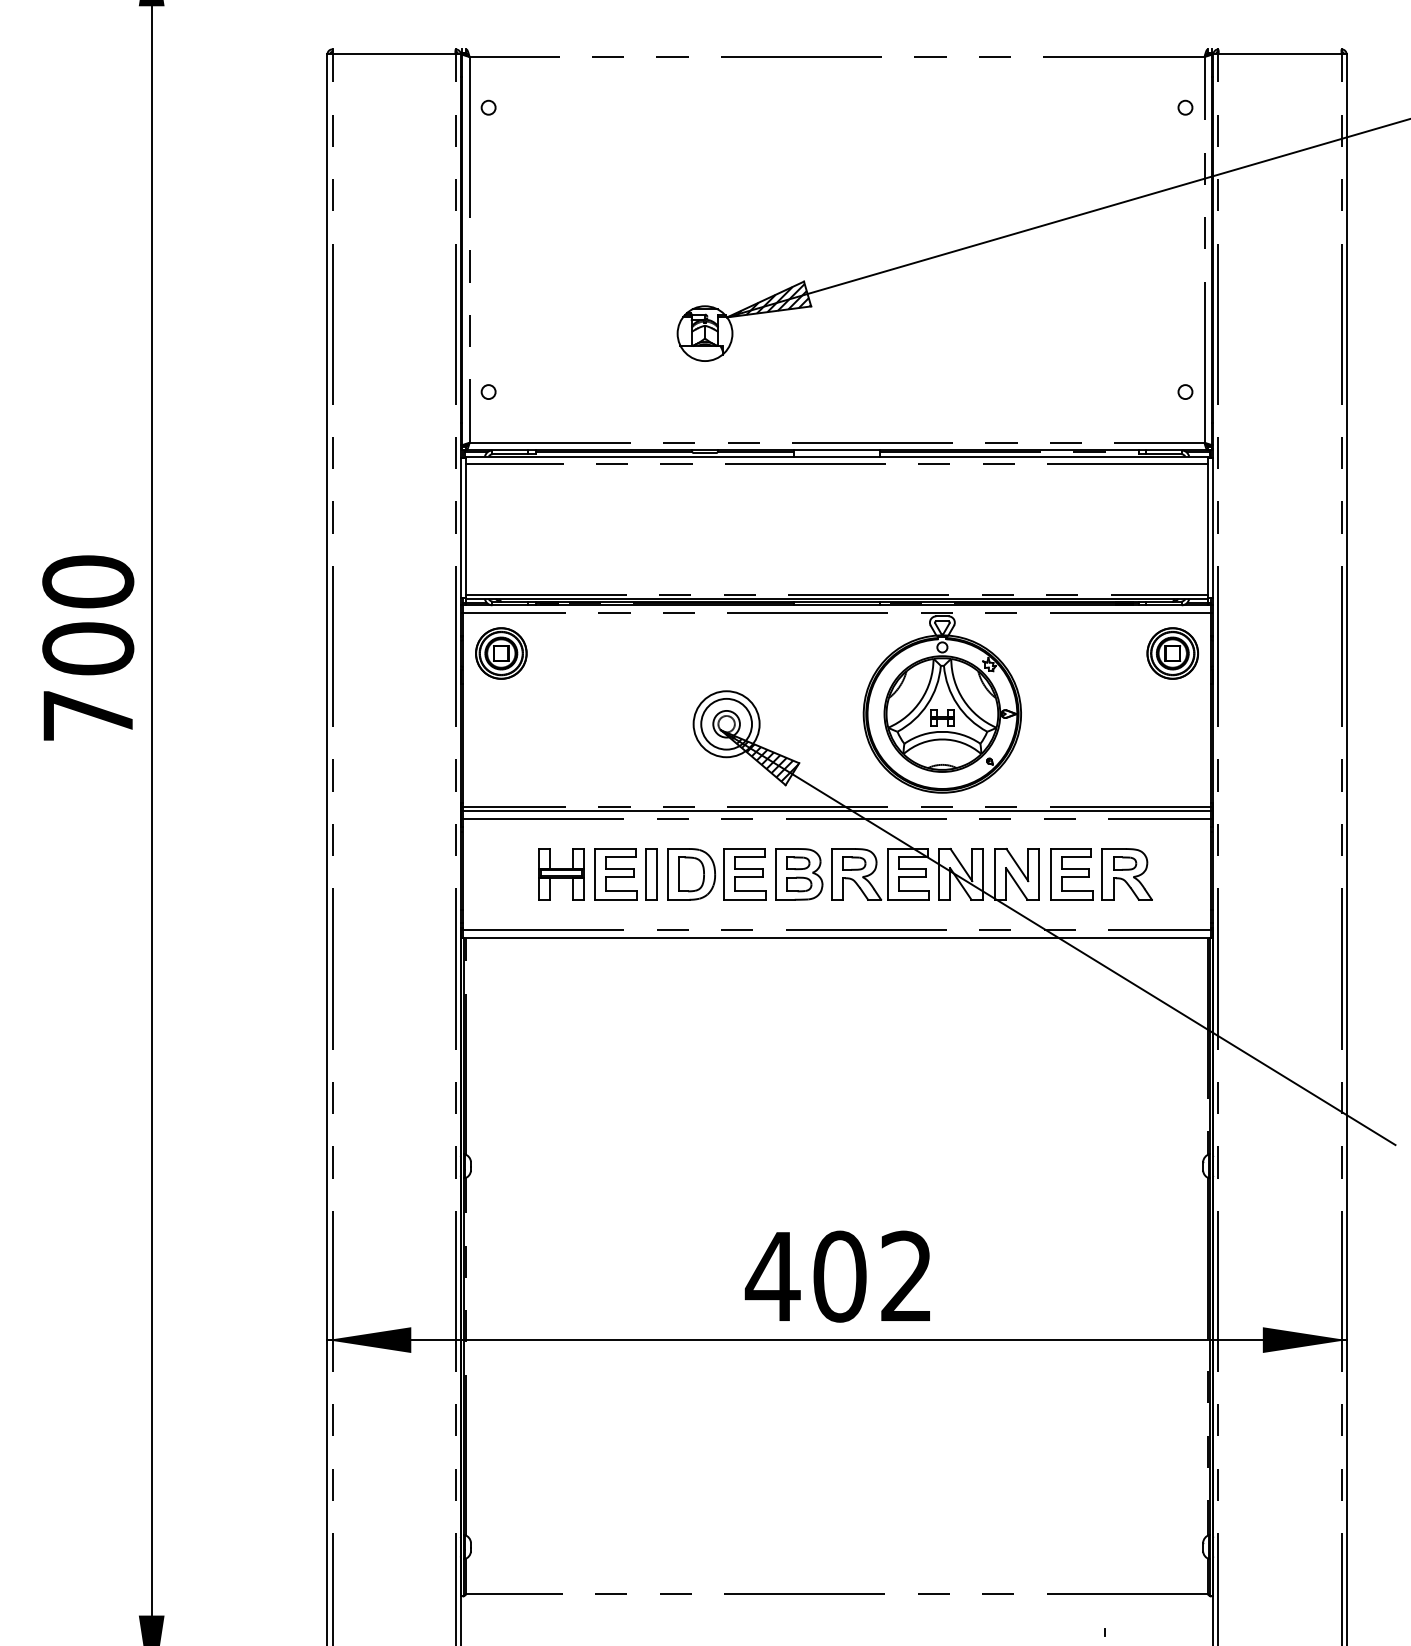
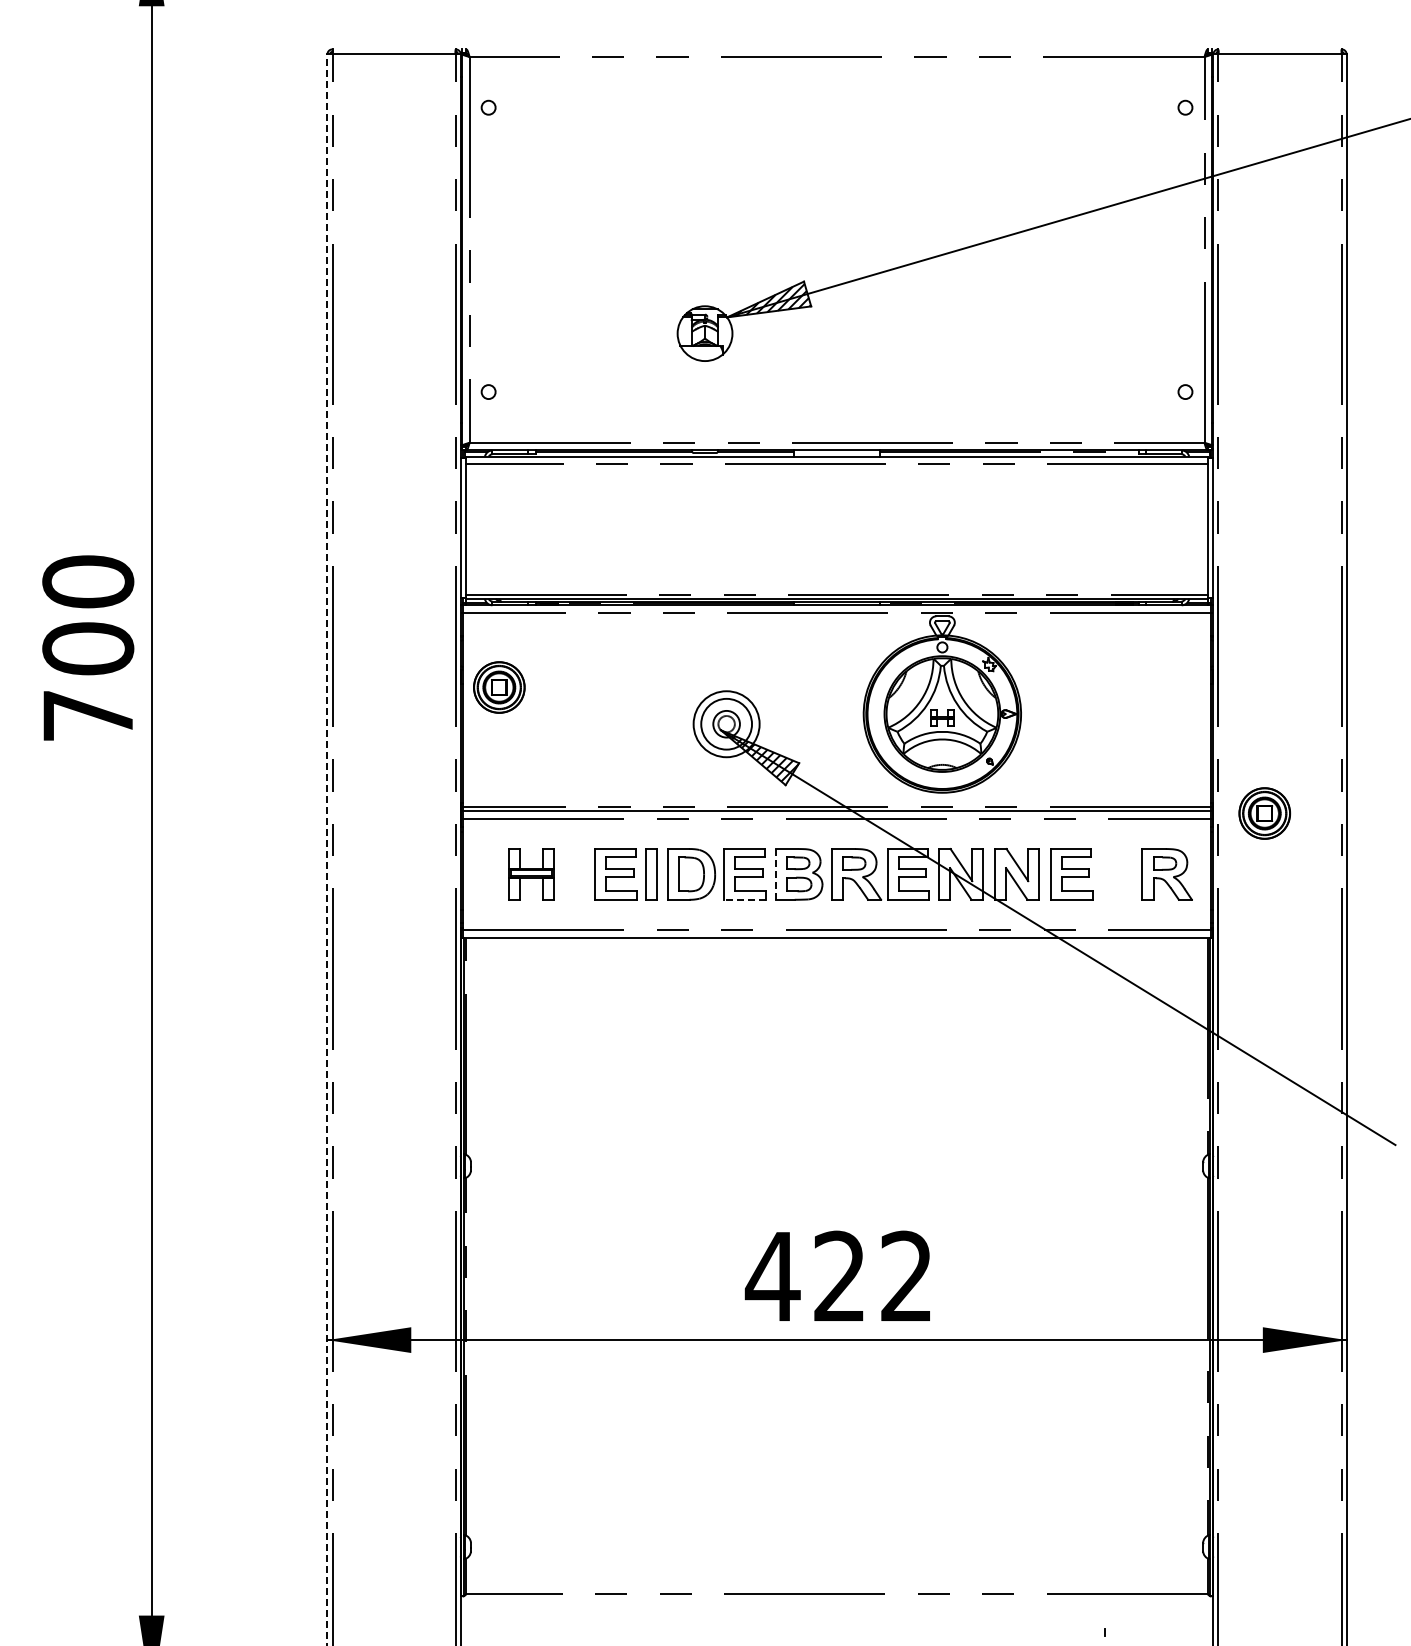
part position: (501, 653) -> (499, 687) (499, 687)
part position: (1172, 653) -> (1264, 813) (1264, 813)
line: solid -> dashed (327, 849)
line: solid -> dashed (775, 873)
part position: (561, 874) -> (531, 874) (531, 874)
part position: (1126, 874) -> (1166, 874) (1166, 874)
line: solid -> dashed (745, 899)
text: 402 -> 422 (839, 1276)
